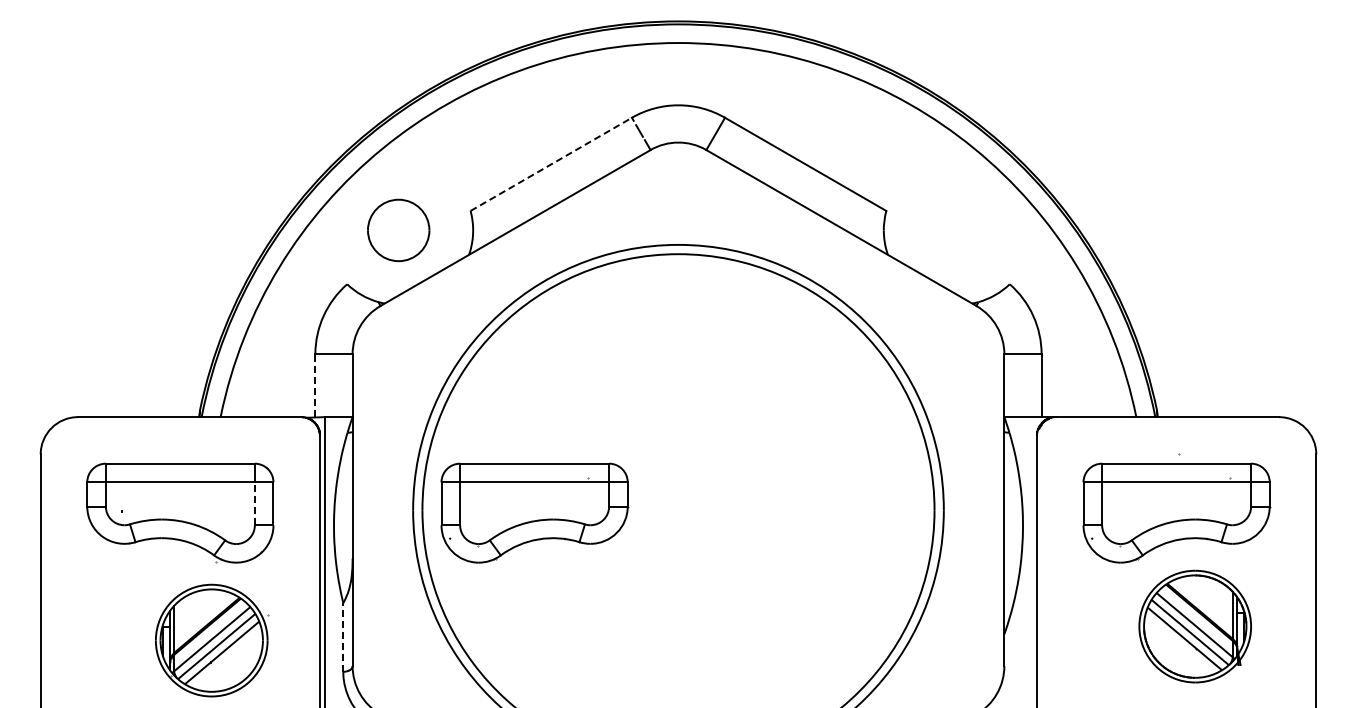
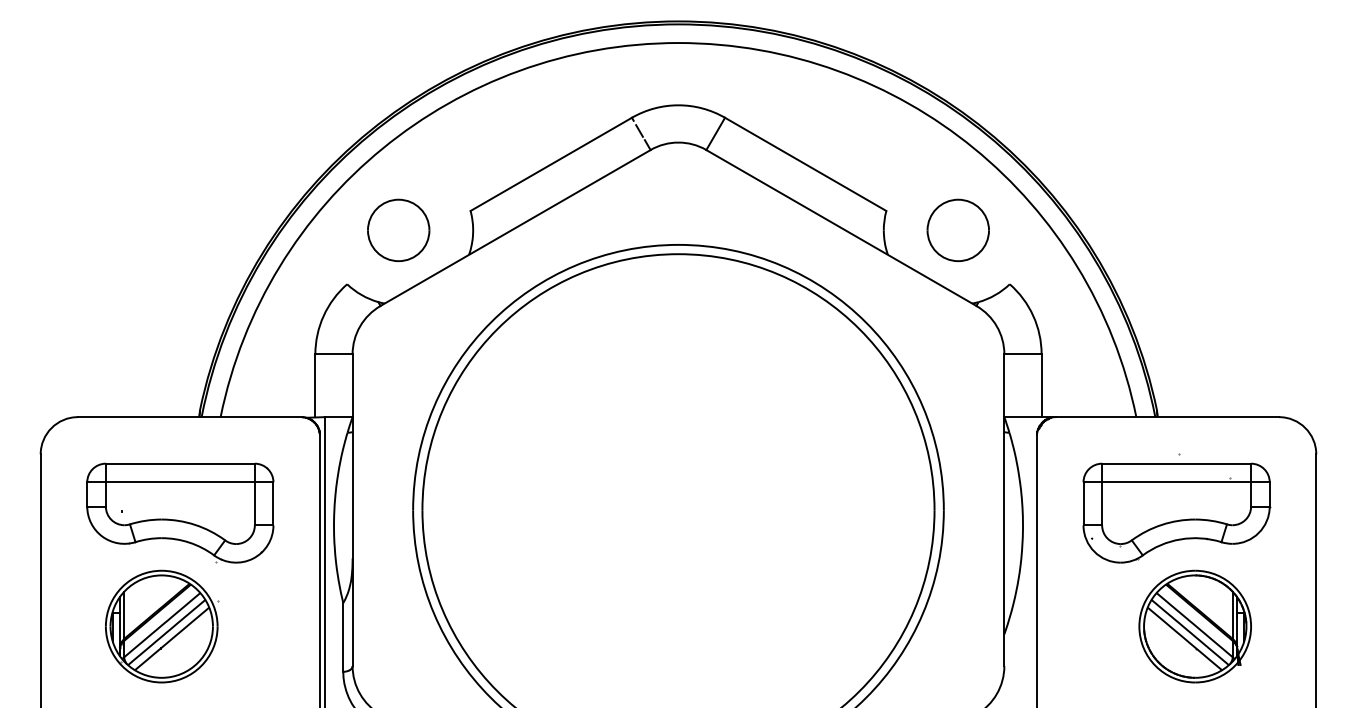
line: dashed -> solid (551, 164)
part: none -> present (957, 230)
line: dashed -> solid (315, 385)
line: dashed -> solid (254, 503)
part: present -> none (534, 512)
line: dashed -> solid (343, 636)
part position: (212, 640) -> (162, 626) (162, 626)
